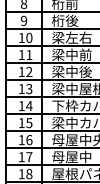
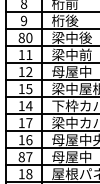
text: 10 -> 80 (21, 37)
text: 梁左右 -> 梁中後 (78, 37)
text: 梁中後 -> 母屋中 (71, 71)
text: 13 -> 15 (29, 88)
text: 15 -> 17 (29, 123)
text: 17 -> 87 (21, 157)
